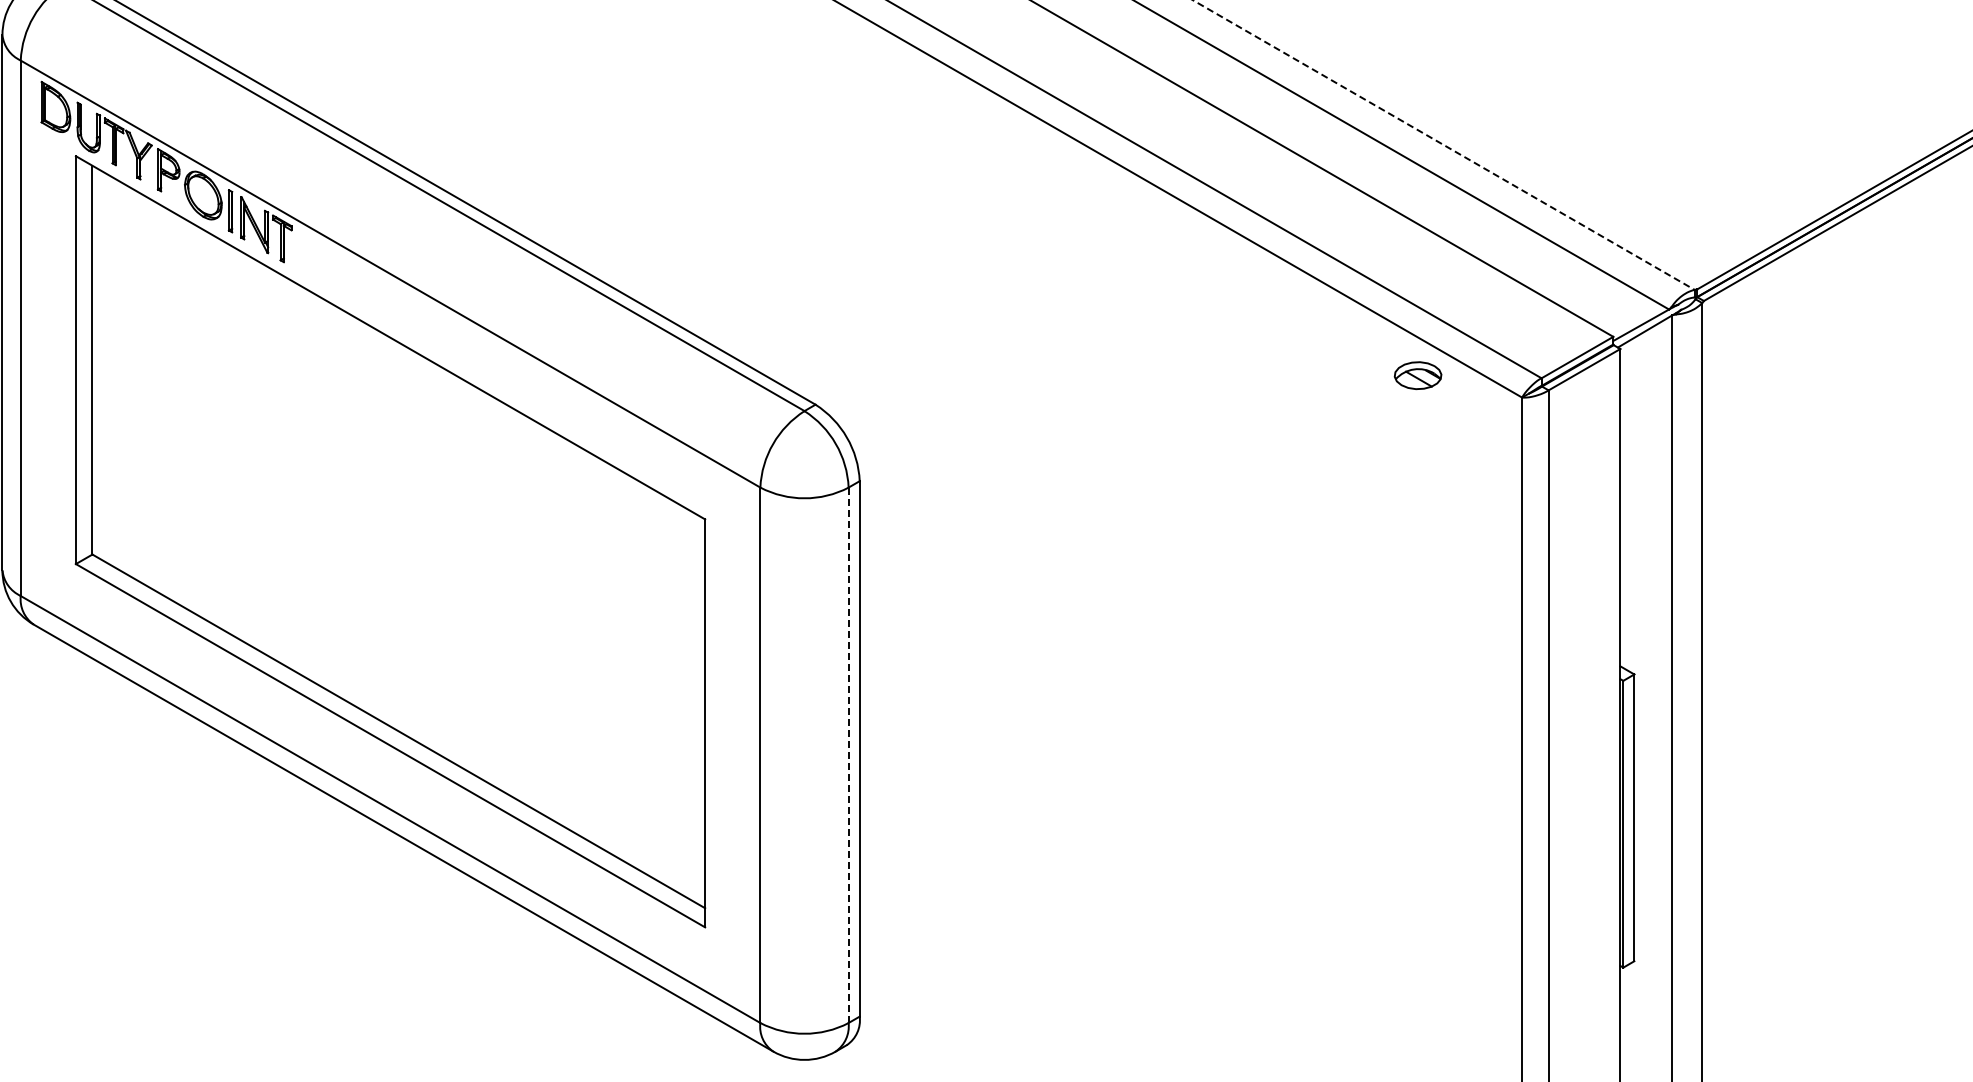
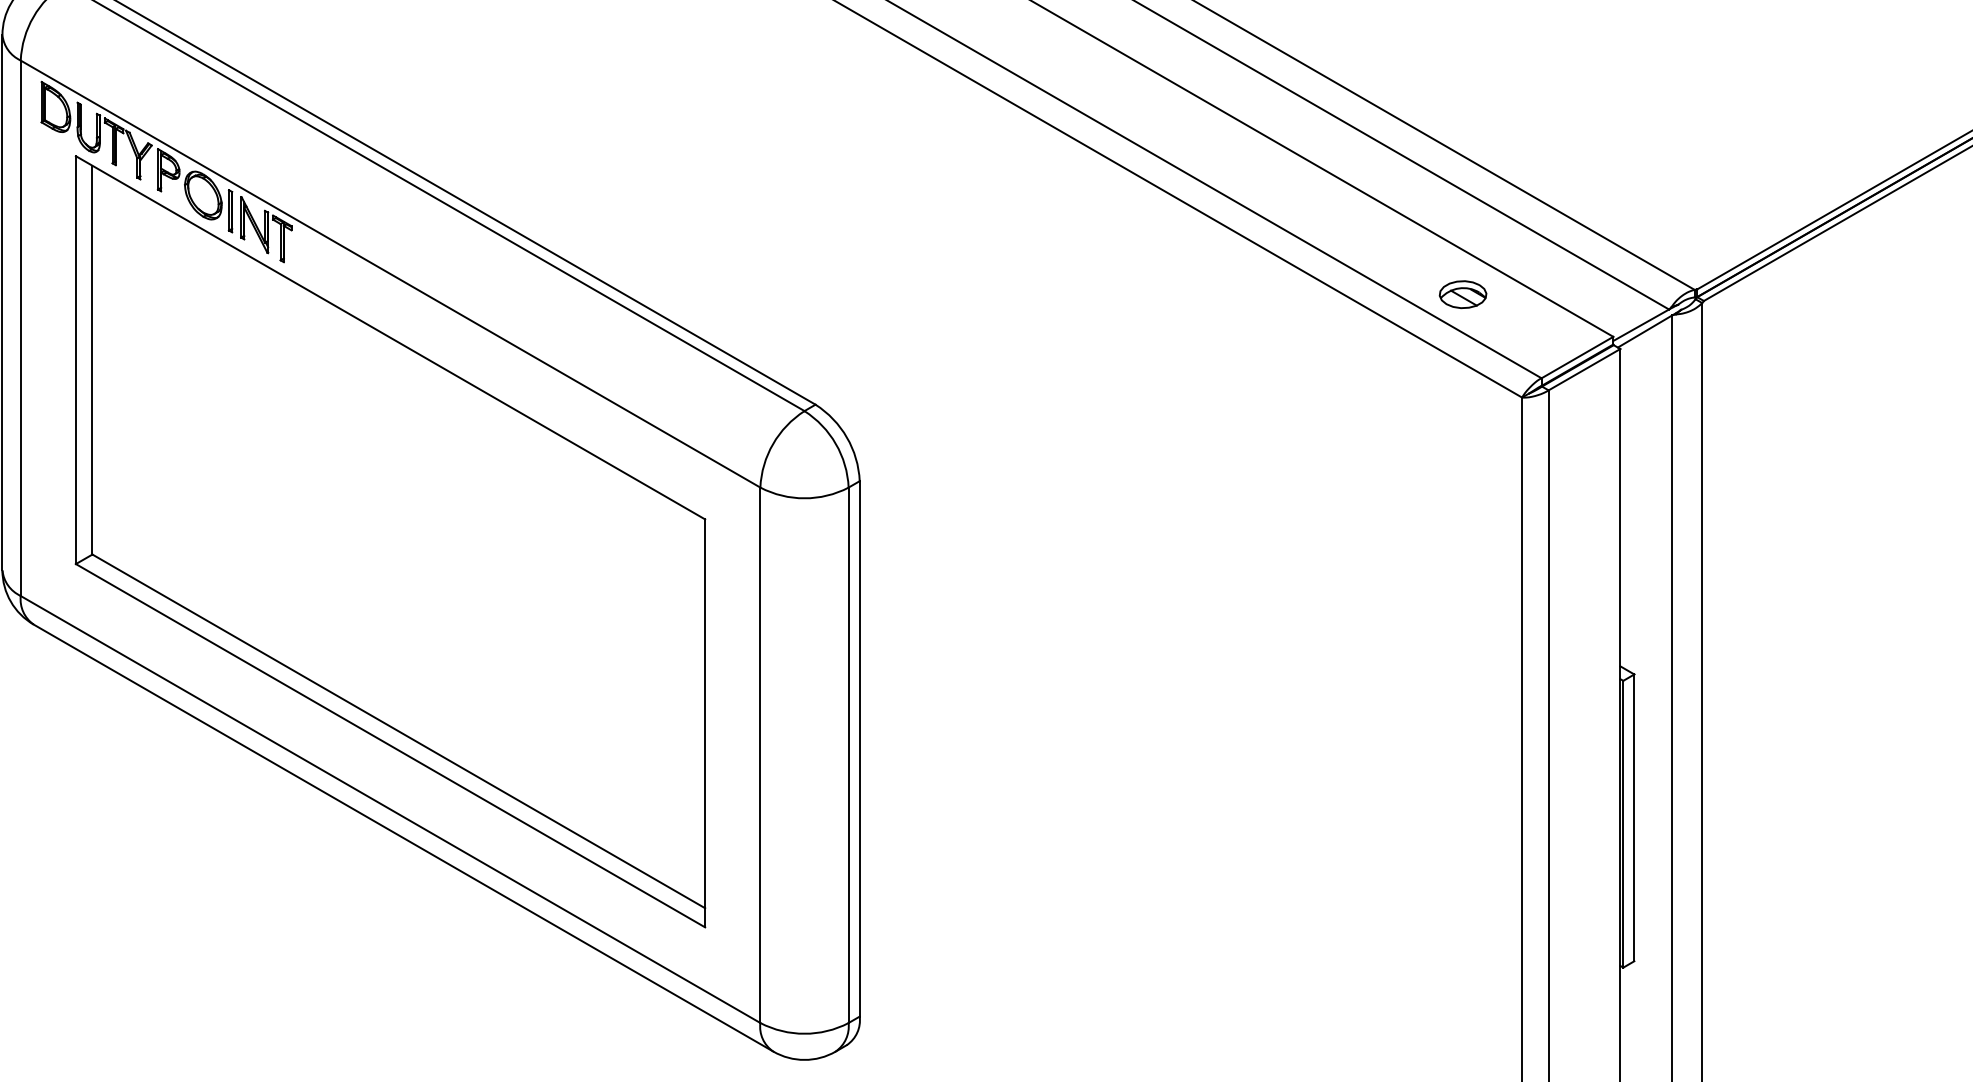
line: dashed -> solid (1444, 145)
part position: (1417, 375) -> (1462, 294) (1462, 294)
line: dashed -> solid (848, 755)
